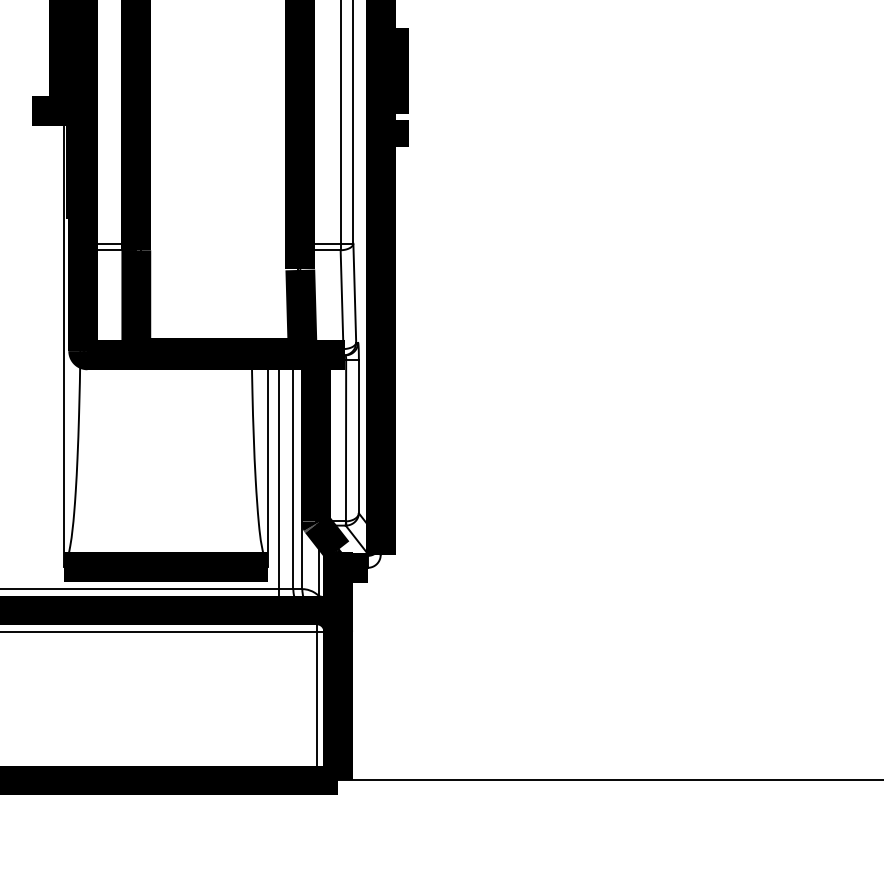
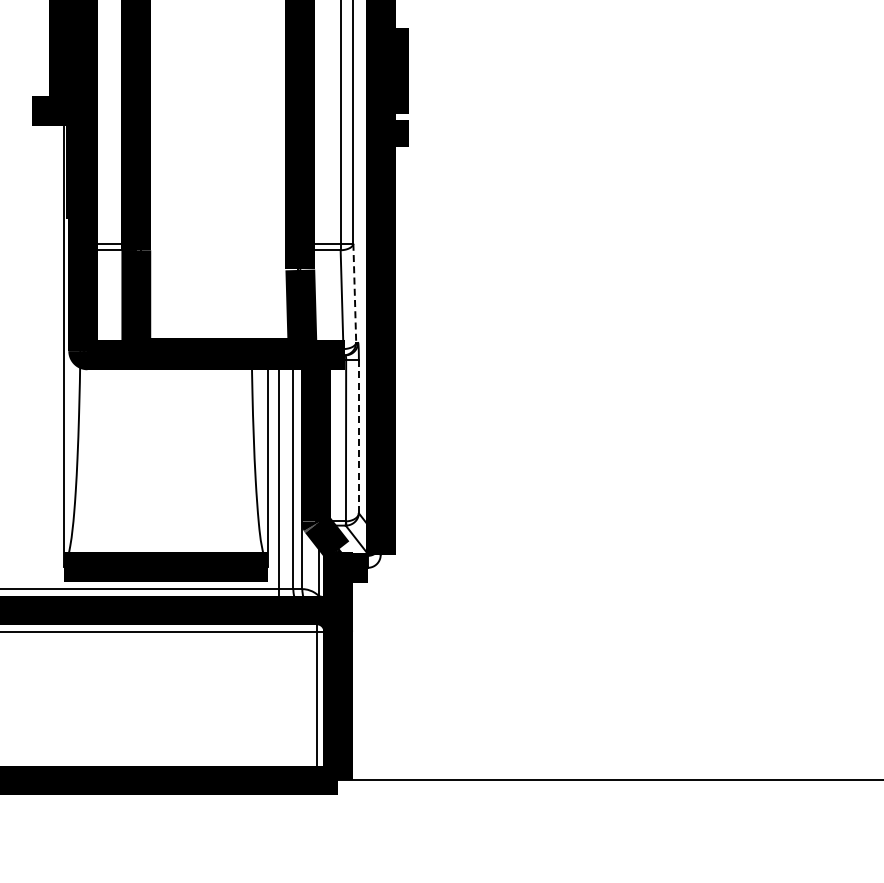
line: solid -> dashed (354, 293)
line: solid -> dashed (358, 436)
